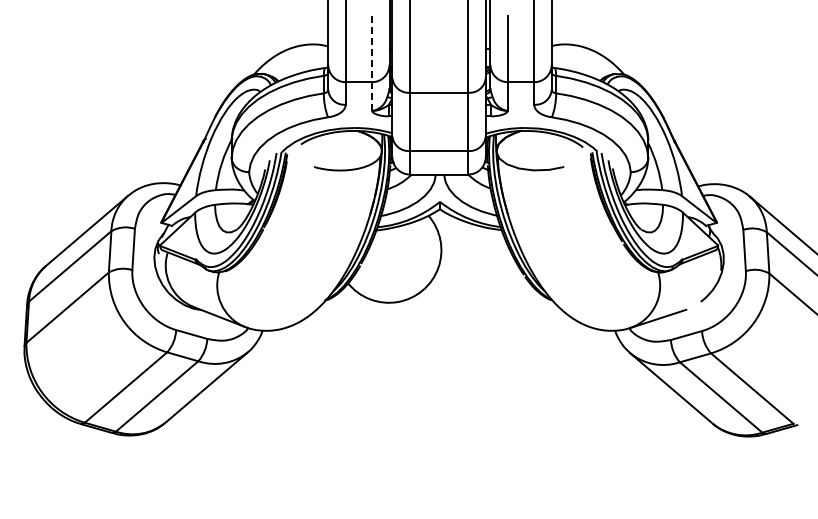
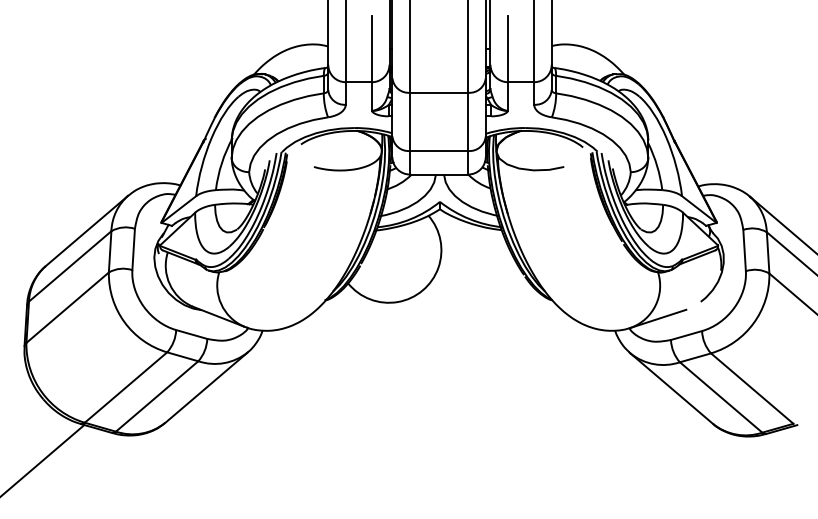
line: dashed -> solid (372, 63)
line: none -> present (43, 460)
